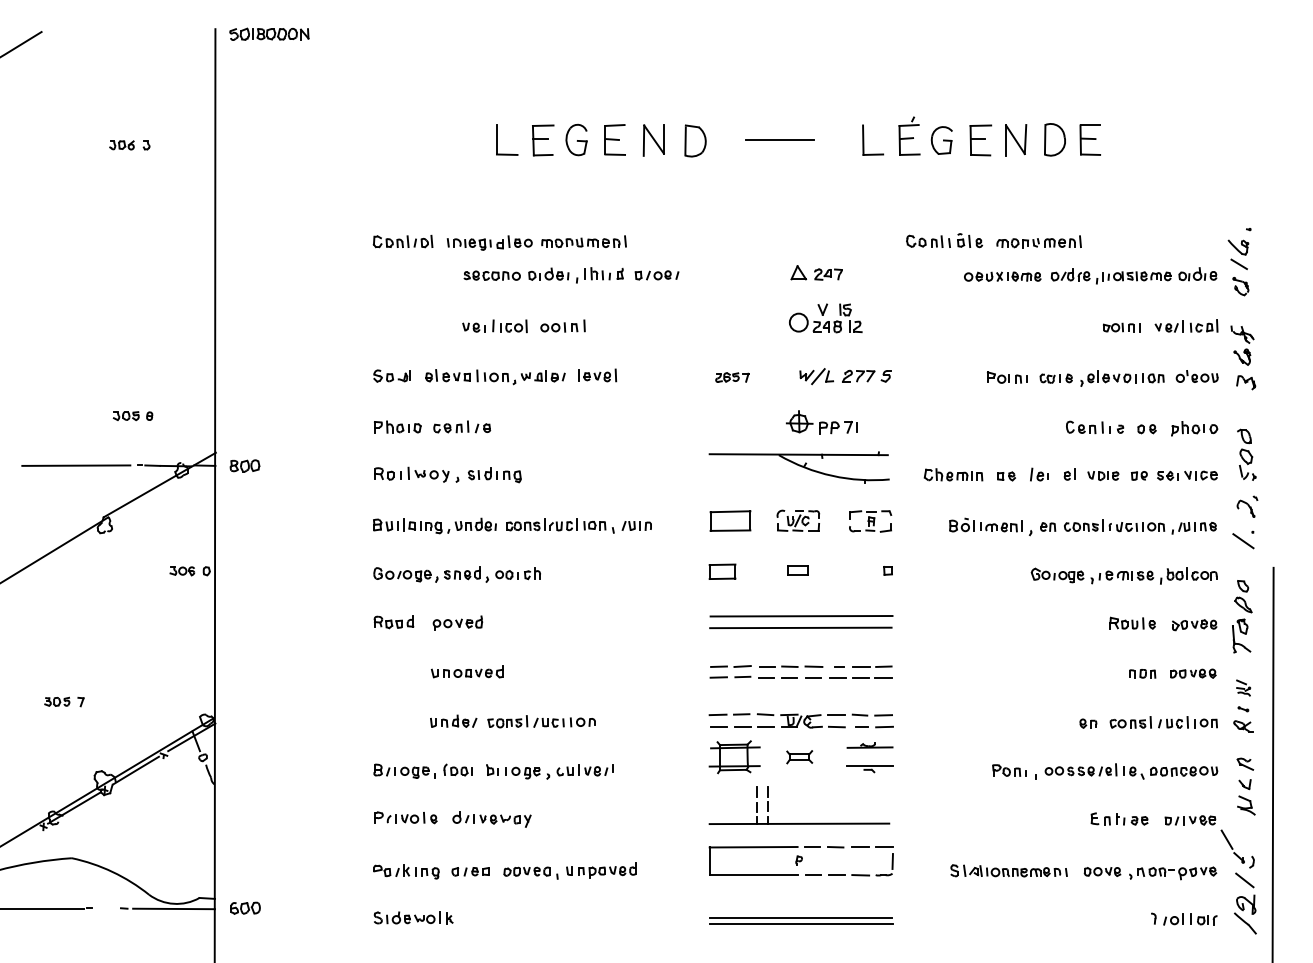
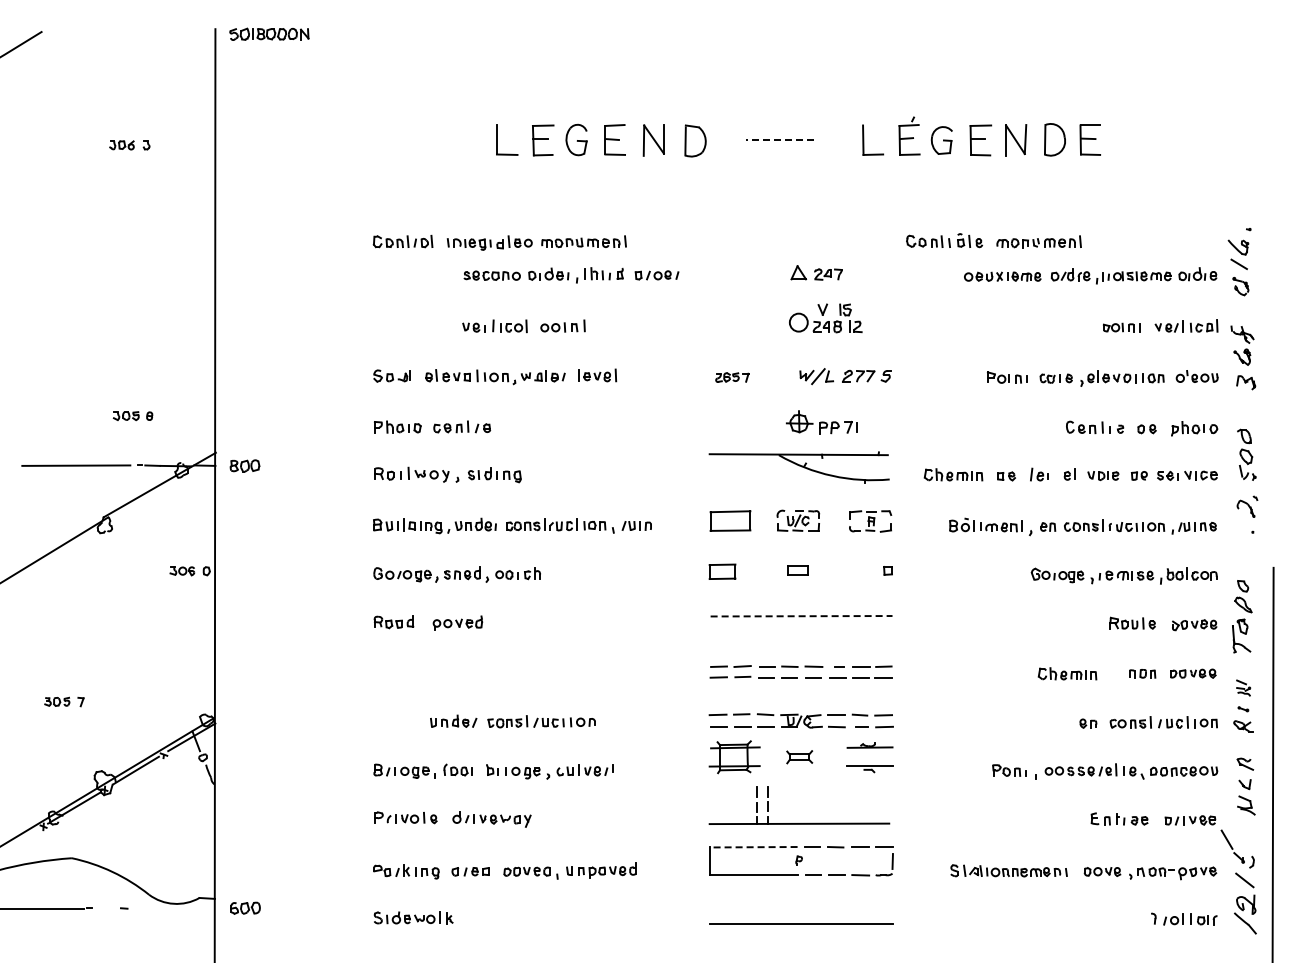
line: solid -> dashed (779, 140)
line: present -> none (1243, 541)
line: solid -> dashed (801, 616)
line: present -> none (800, 627)
part: present -> none (467, 671)
part: none -> present (1067, 673)
line: solid -> dashed (753, 847)
line: present -> none (173, 908)
line: present -> none (801, 917)
